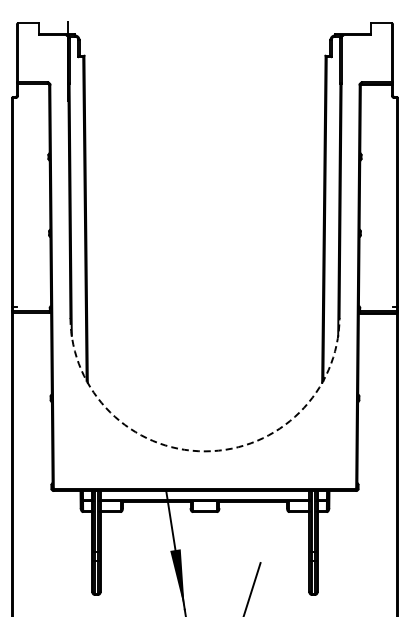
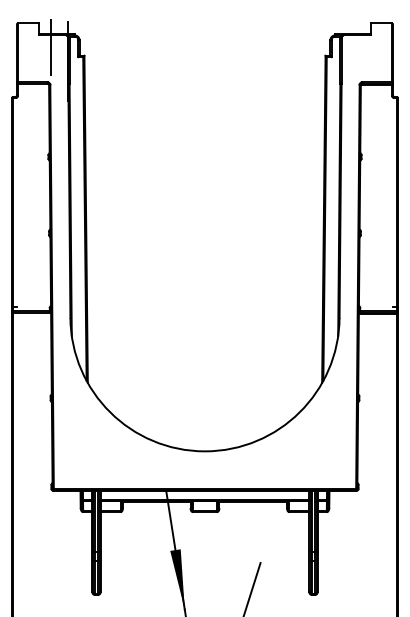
line: none -> present (50, 47)
arc: dashed -> solid (204, 451)
